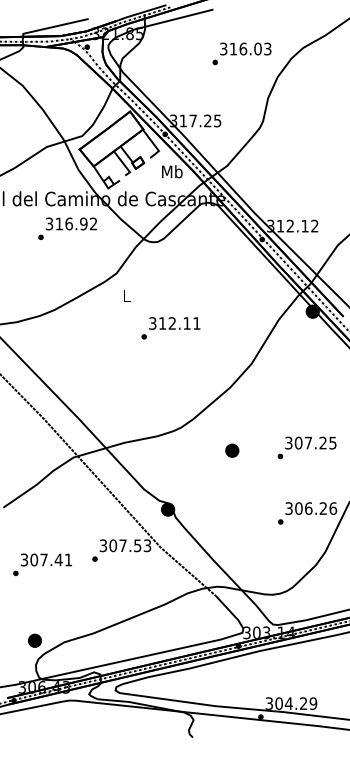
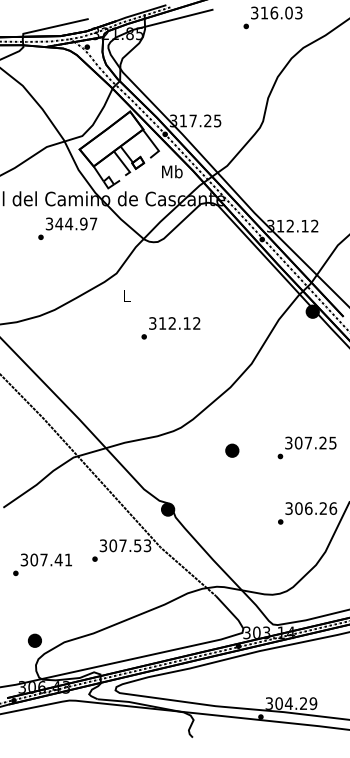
text position: (241, 53) -> (272, 17) (272, 17)
text: 316.92 -> 344.97 (76, 223)
text: 312.11 -> 312.12 (196, 323)
